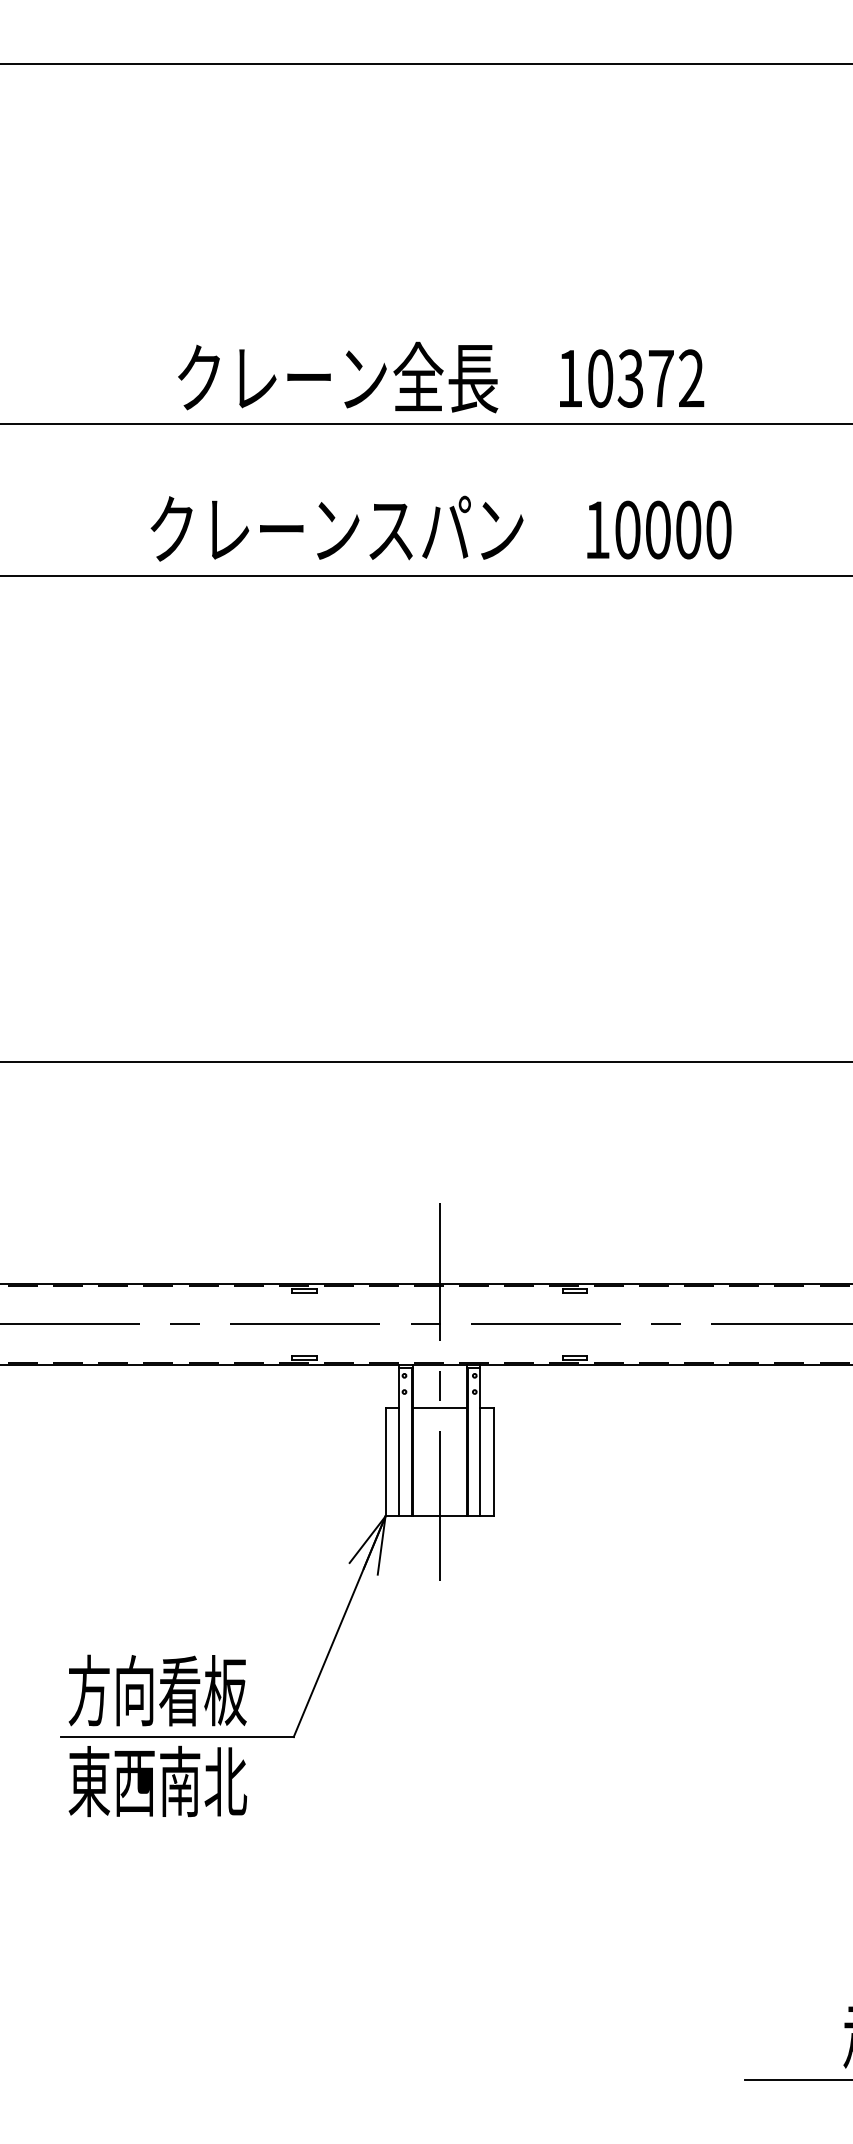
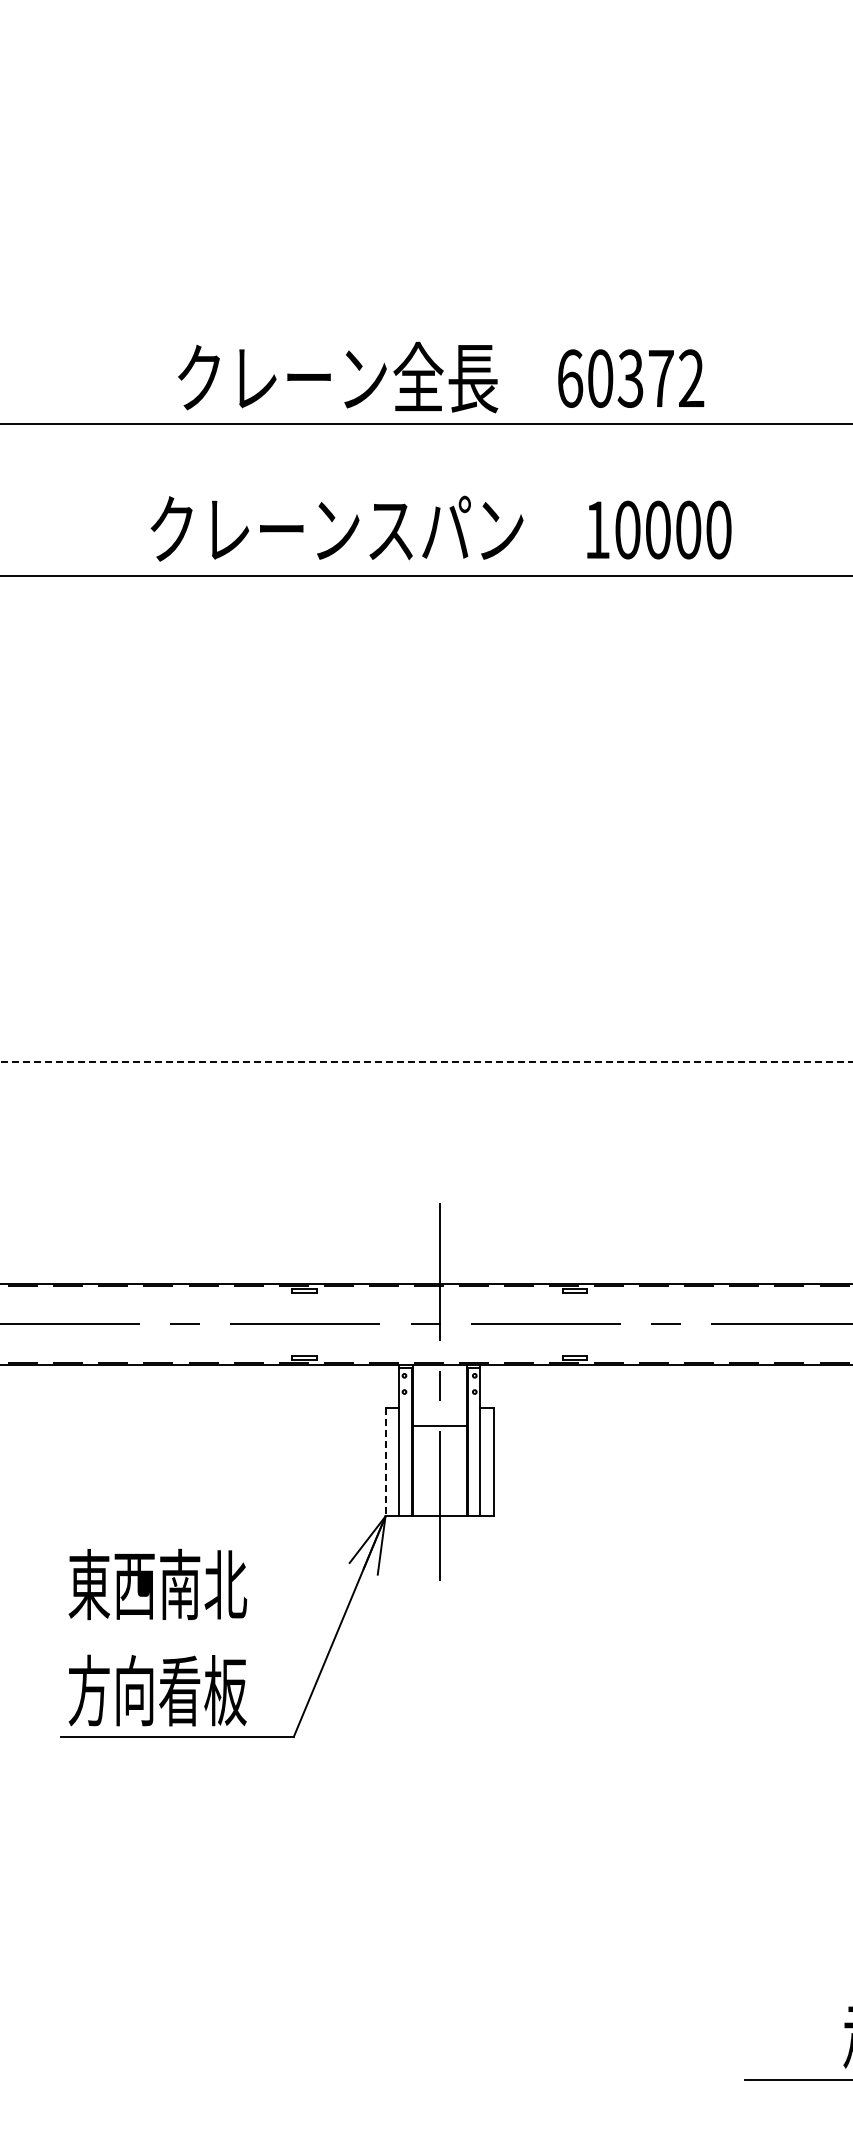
line: present -> none (425, 64)
text: 10372 -> 60372 (570, 378)
line: solid -> dashed (426, 1062)
line position: (439, 1408) -> (439, 1426) (439, 1426)
line: solid -> dashed (385, 1462)
text position: (157, 1781) -> (157, 1584) (157, 1584)
